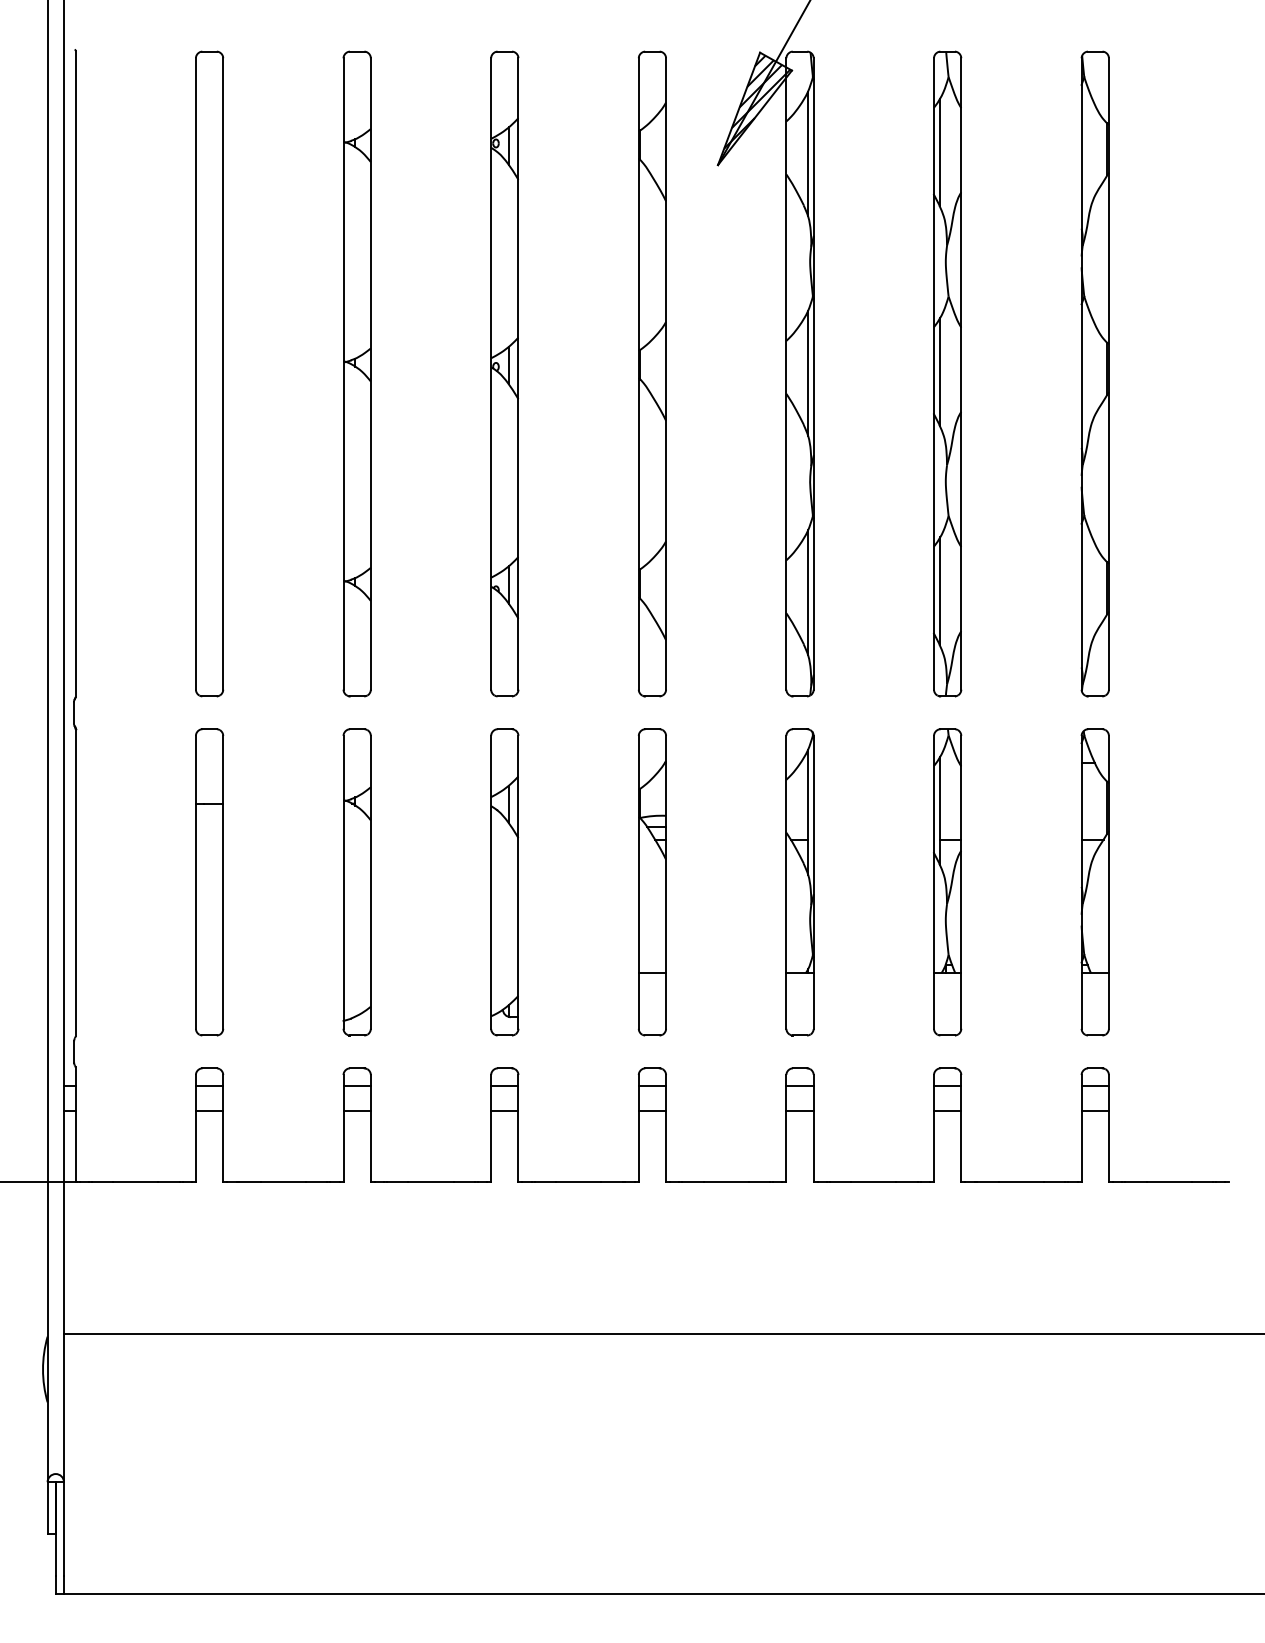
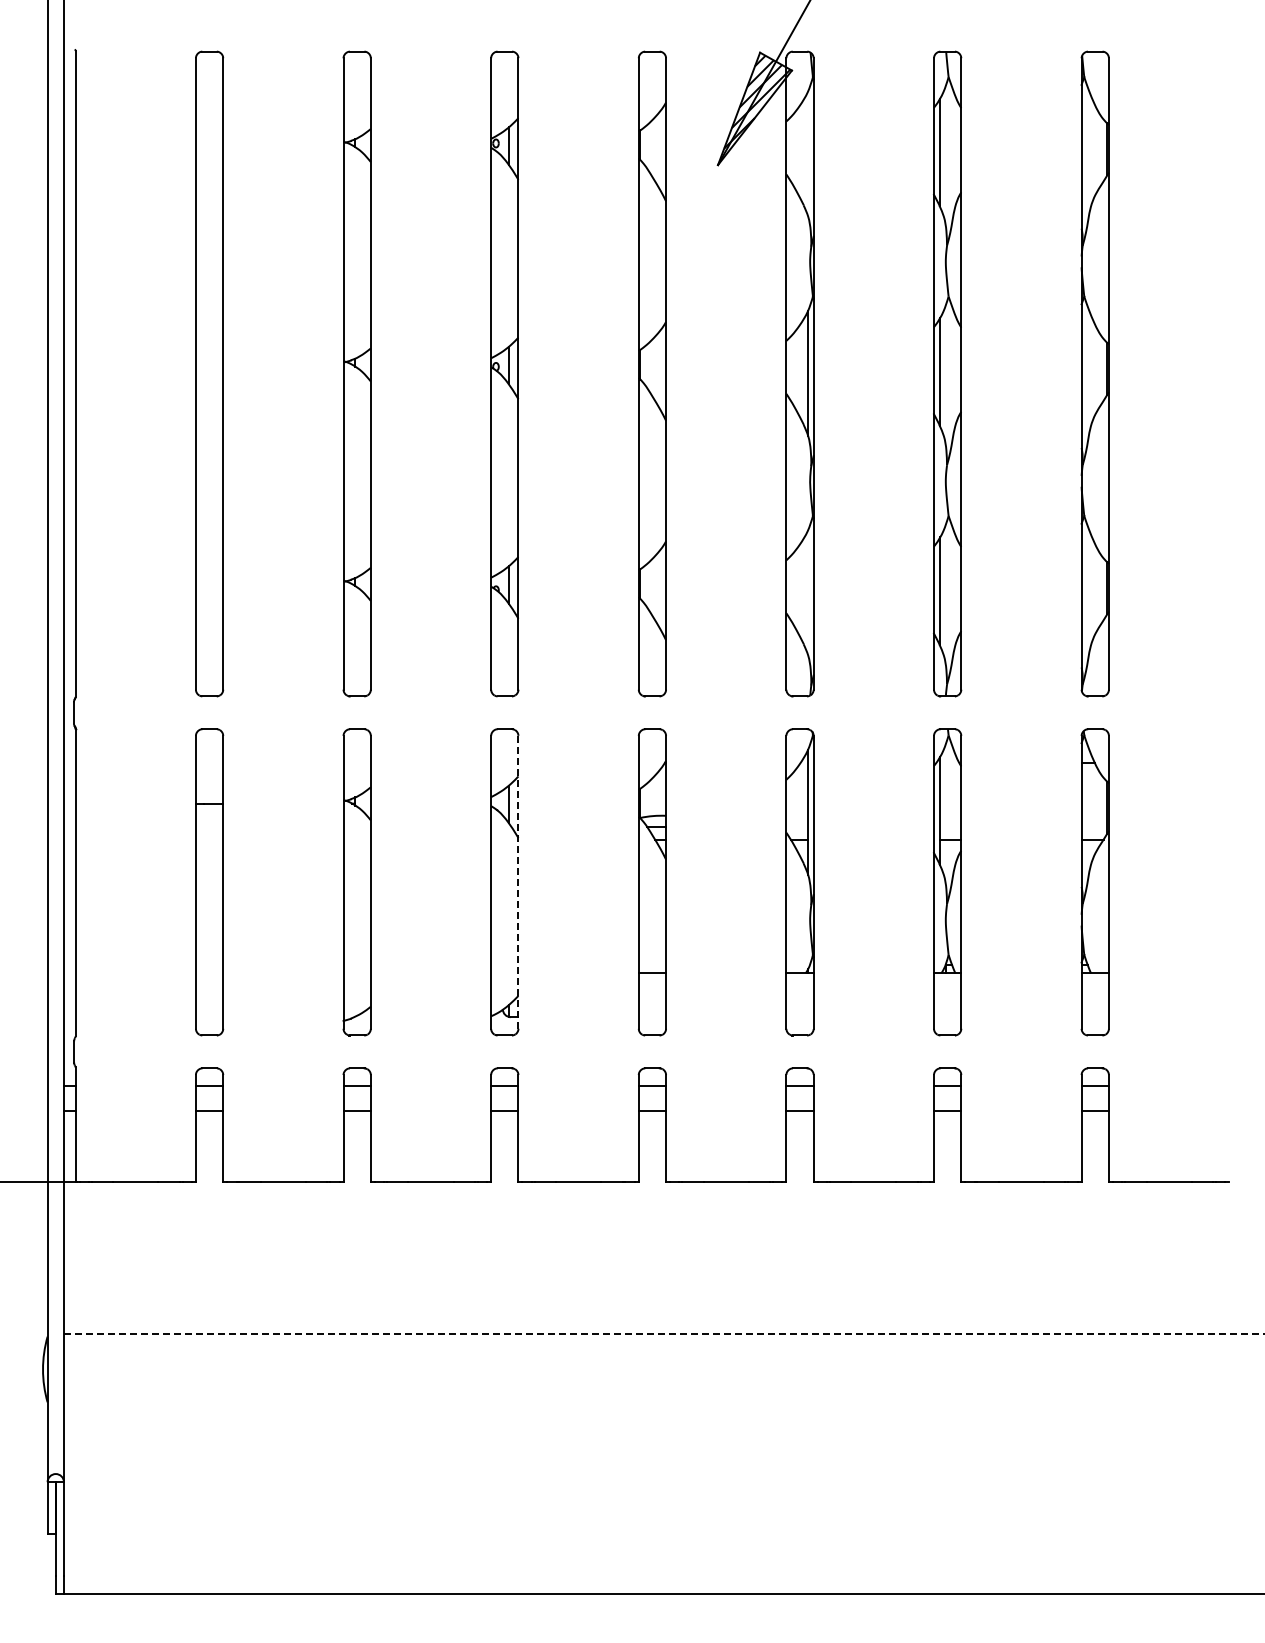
line: present -> none (808, 153)
line: present -> none (808, 592)
line: solid -> dashed (518, 882)
line: solid -> dashed (664, 1334)
